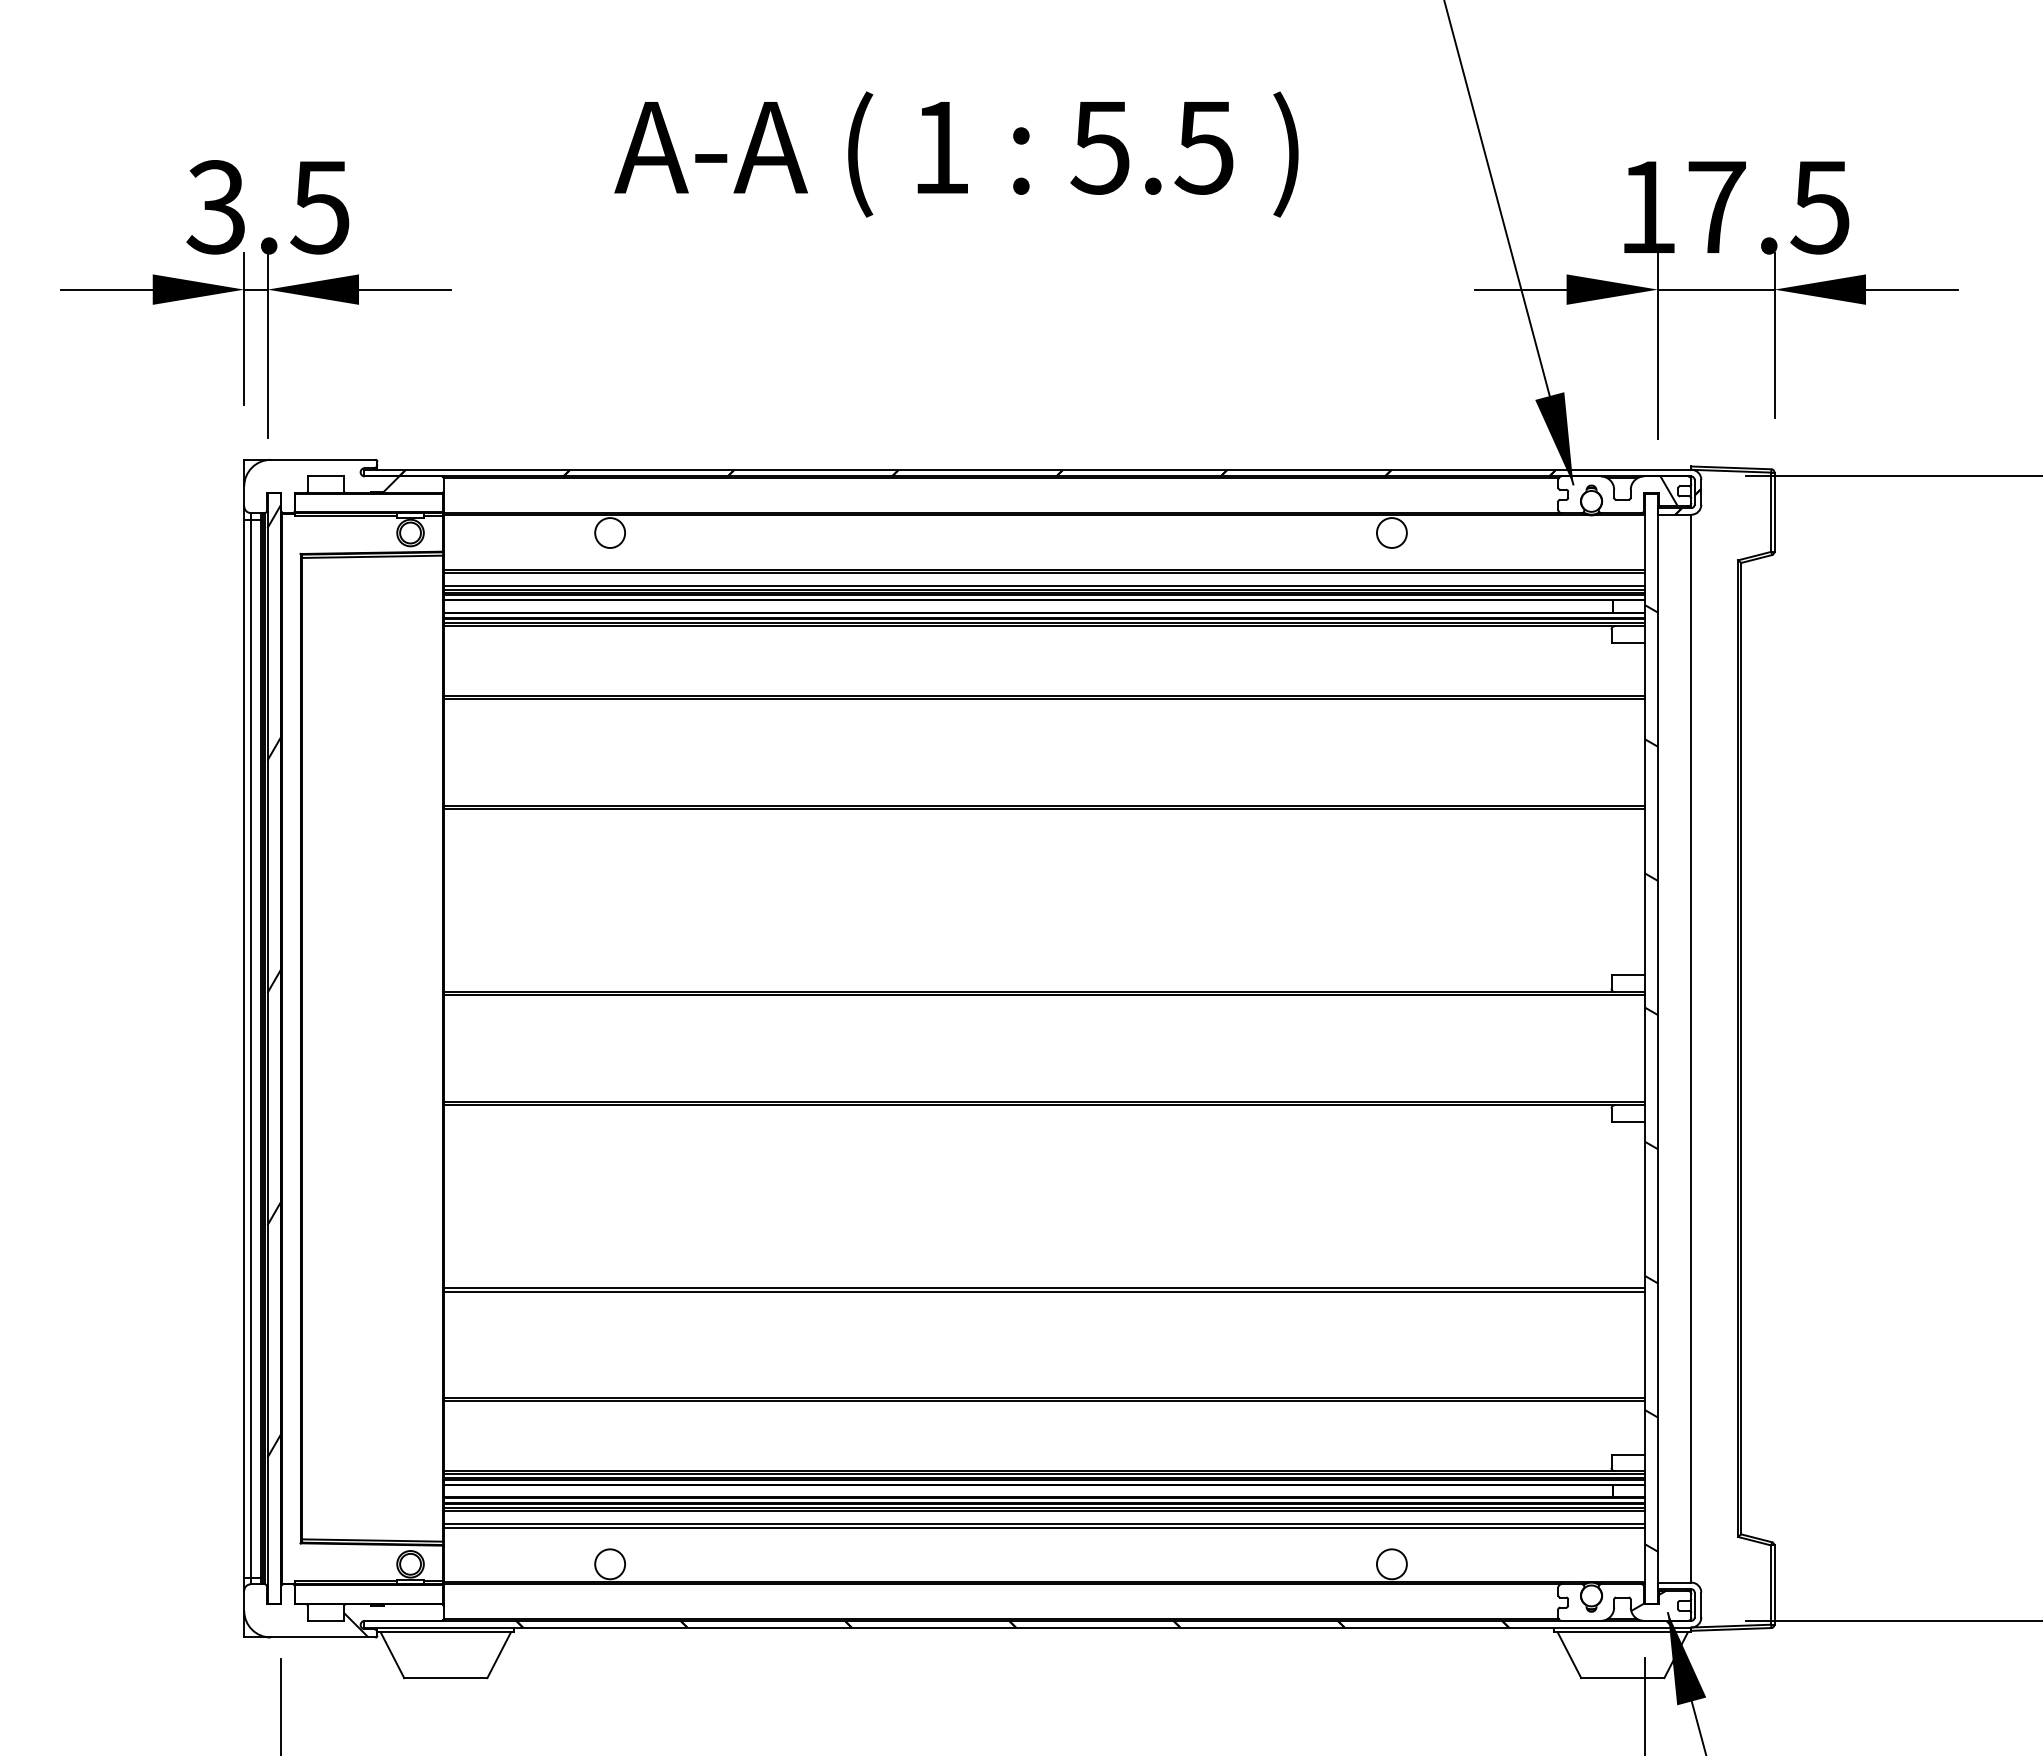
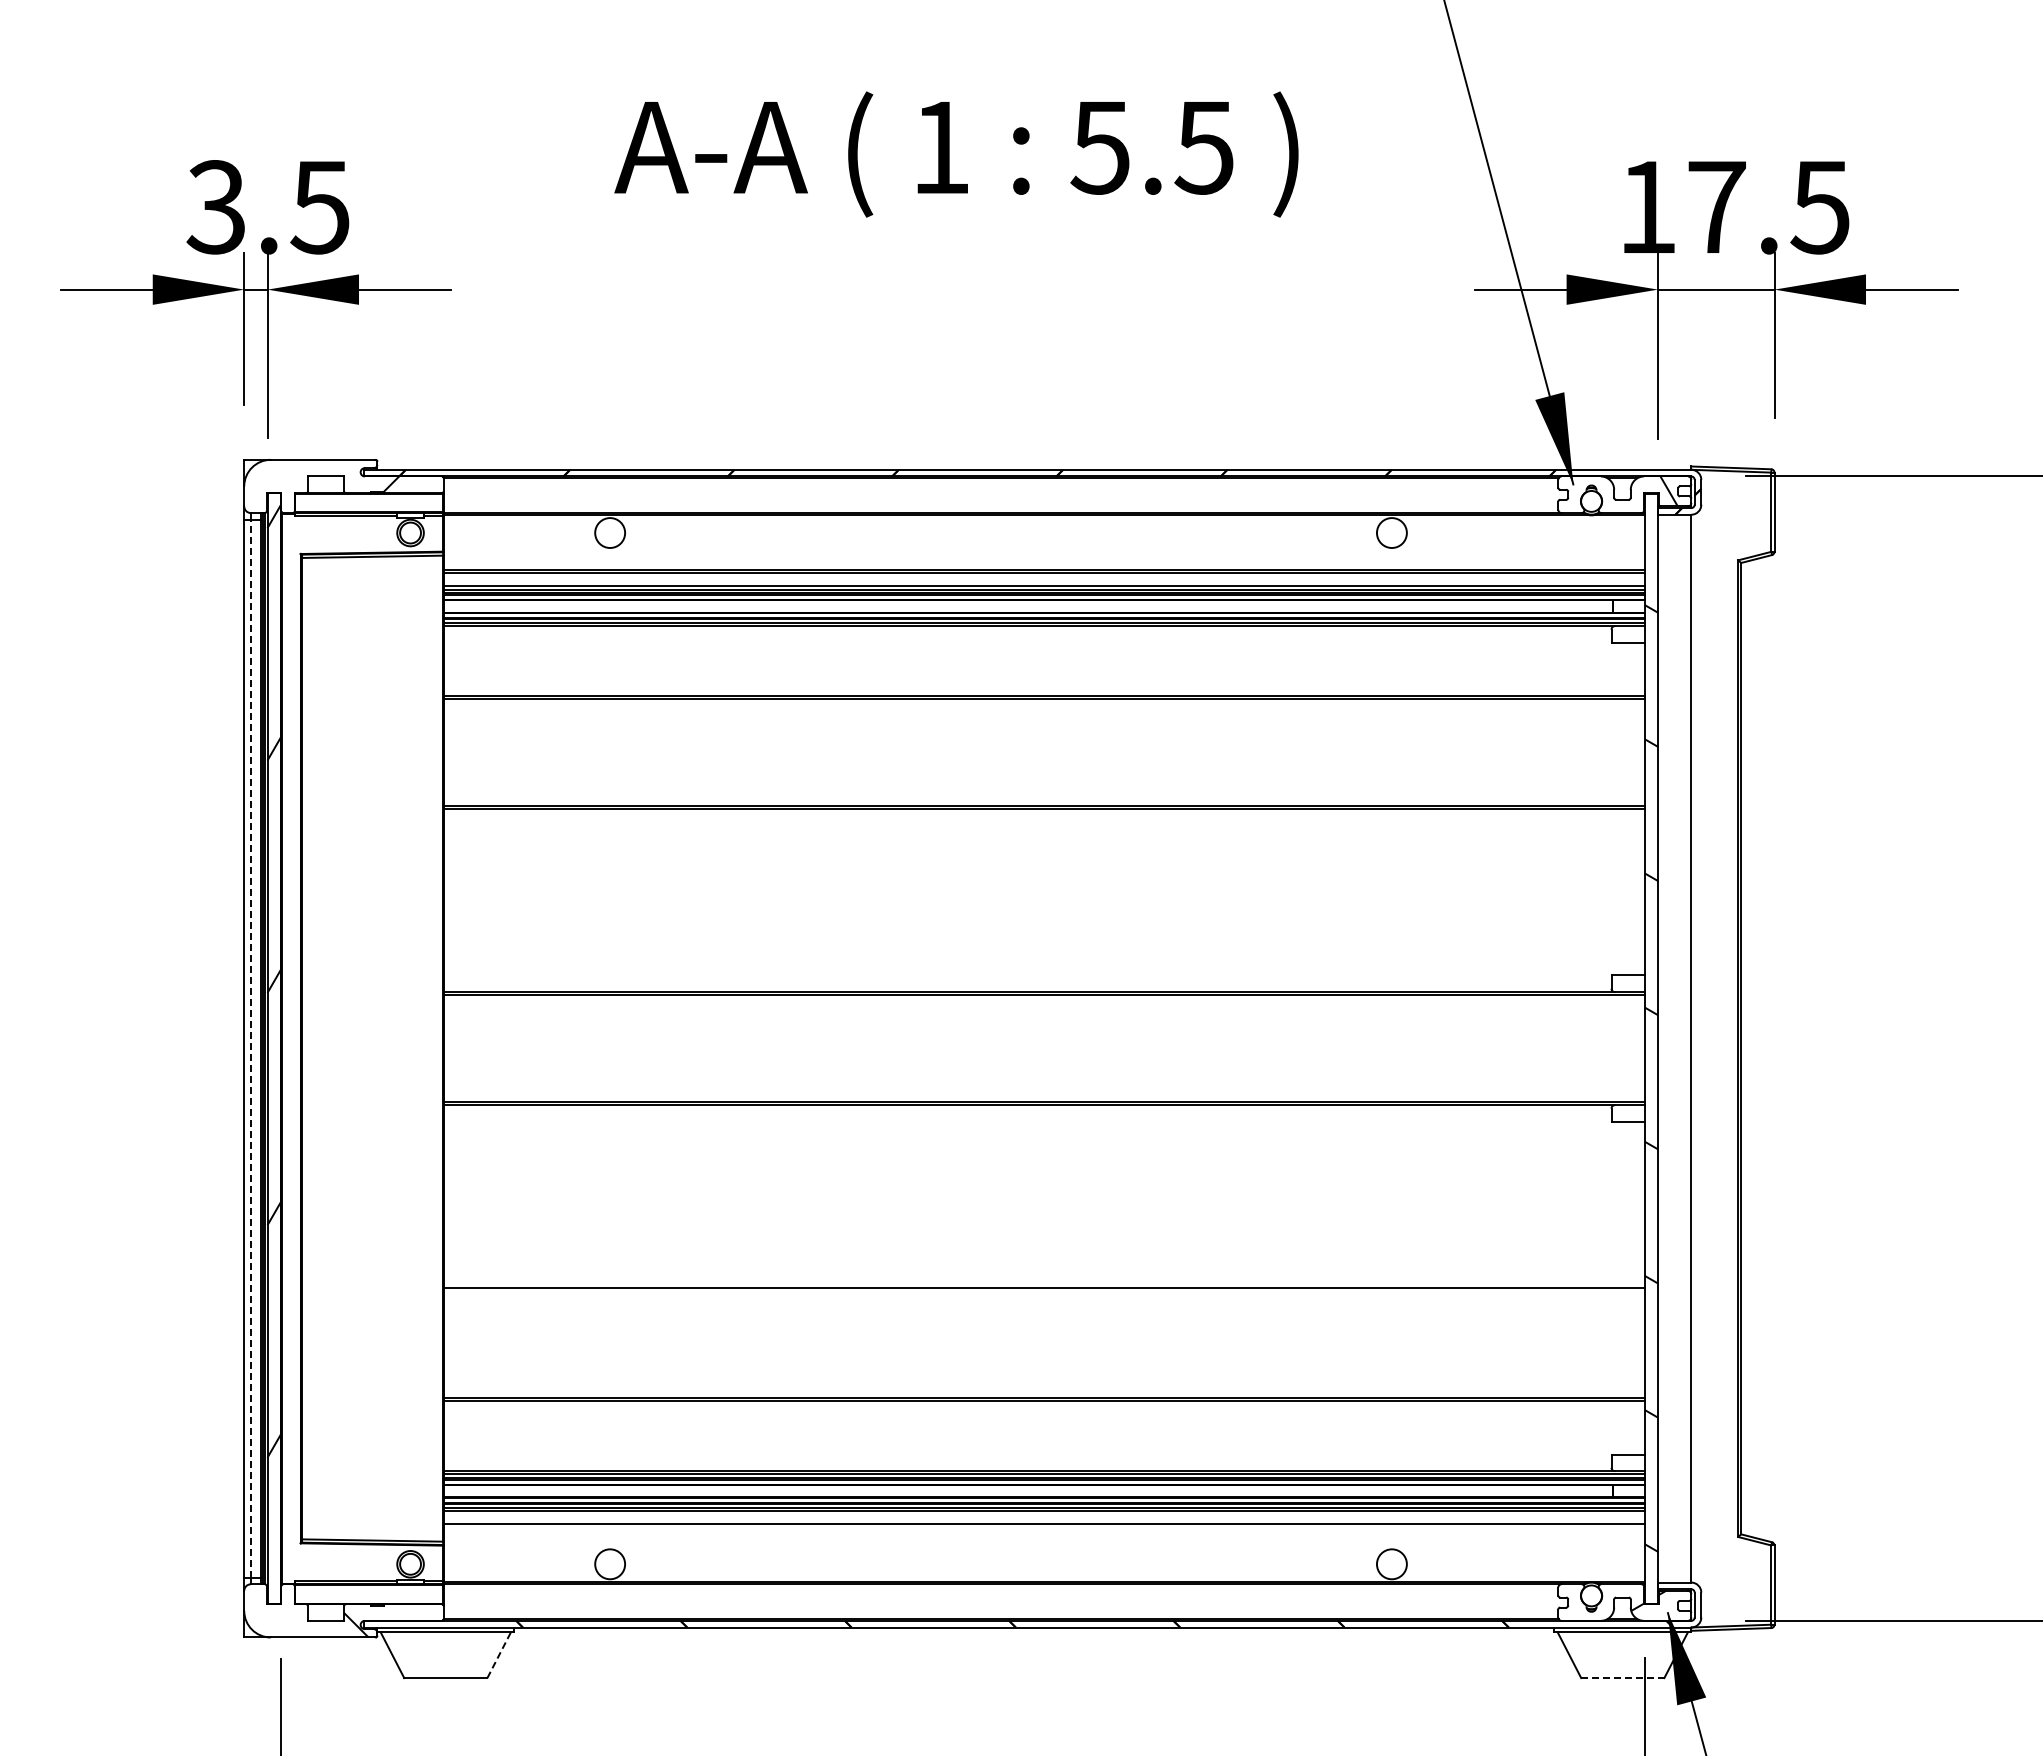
line: solid -> dashed (250, 1048)
line: present -> none (1043, 1291)
line: present -> none (1043, 1527)
line: solid -> dashed (499, 1655)
line: solid -> dashed (1622, 1678)
